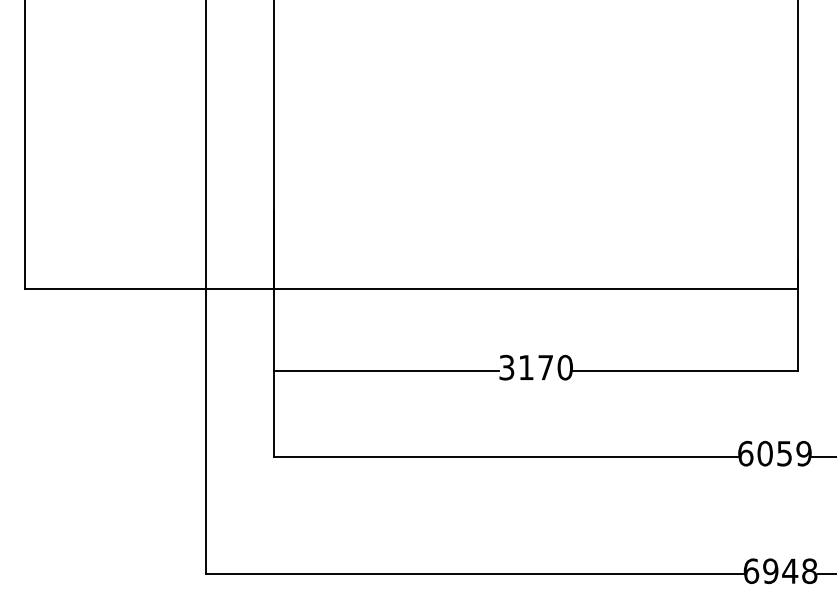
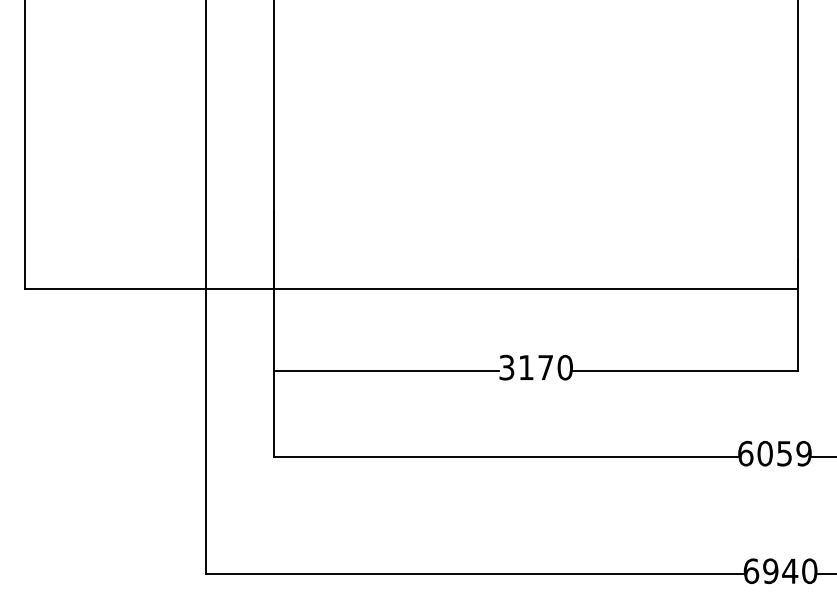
text: 6948 -> 6940 (809, 570)
